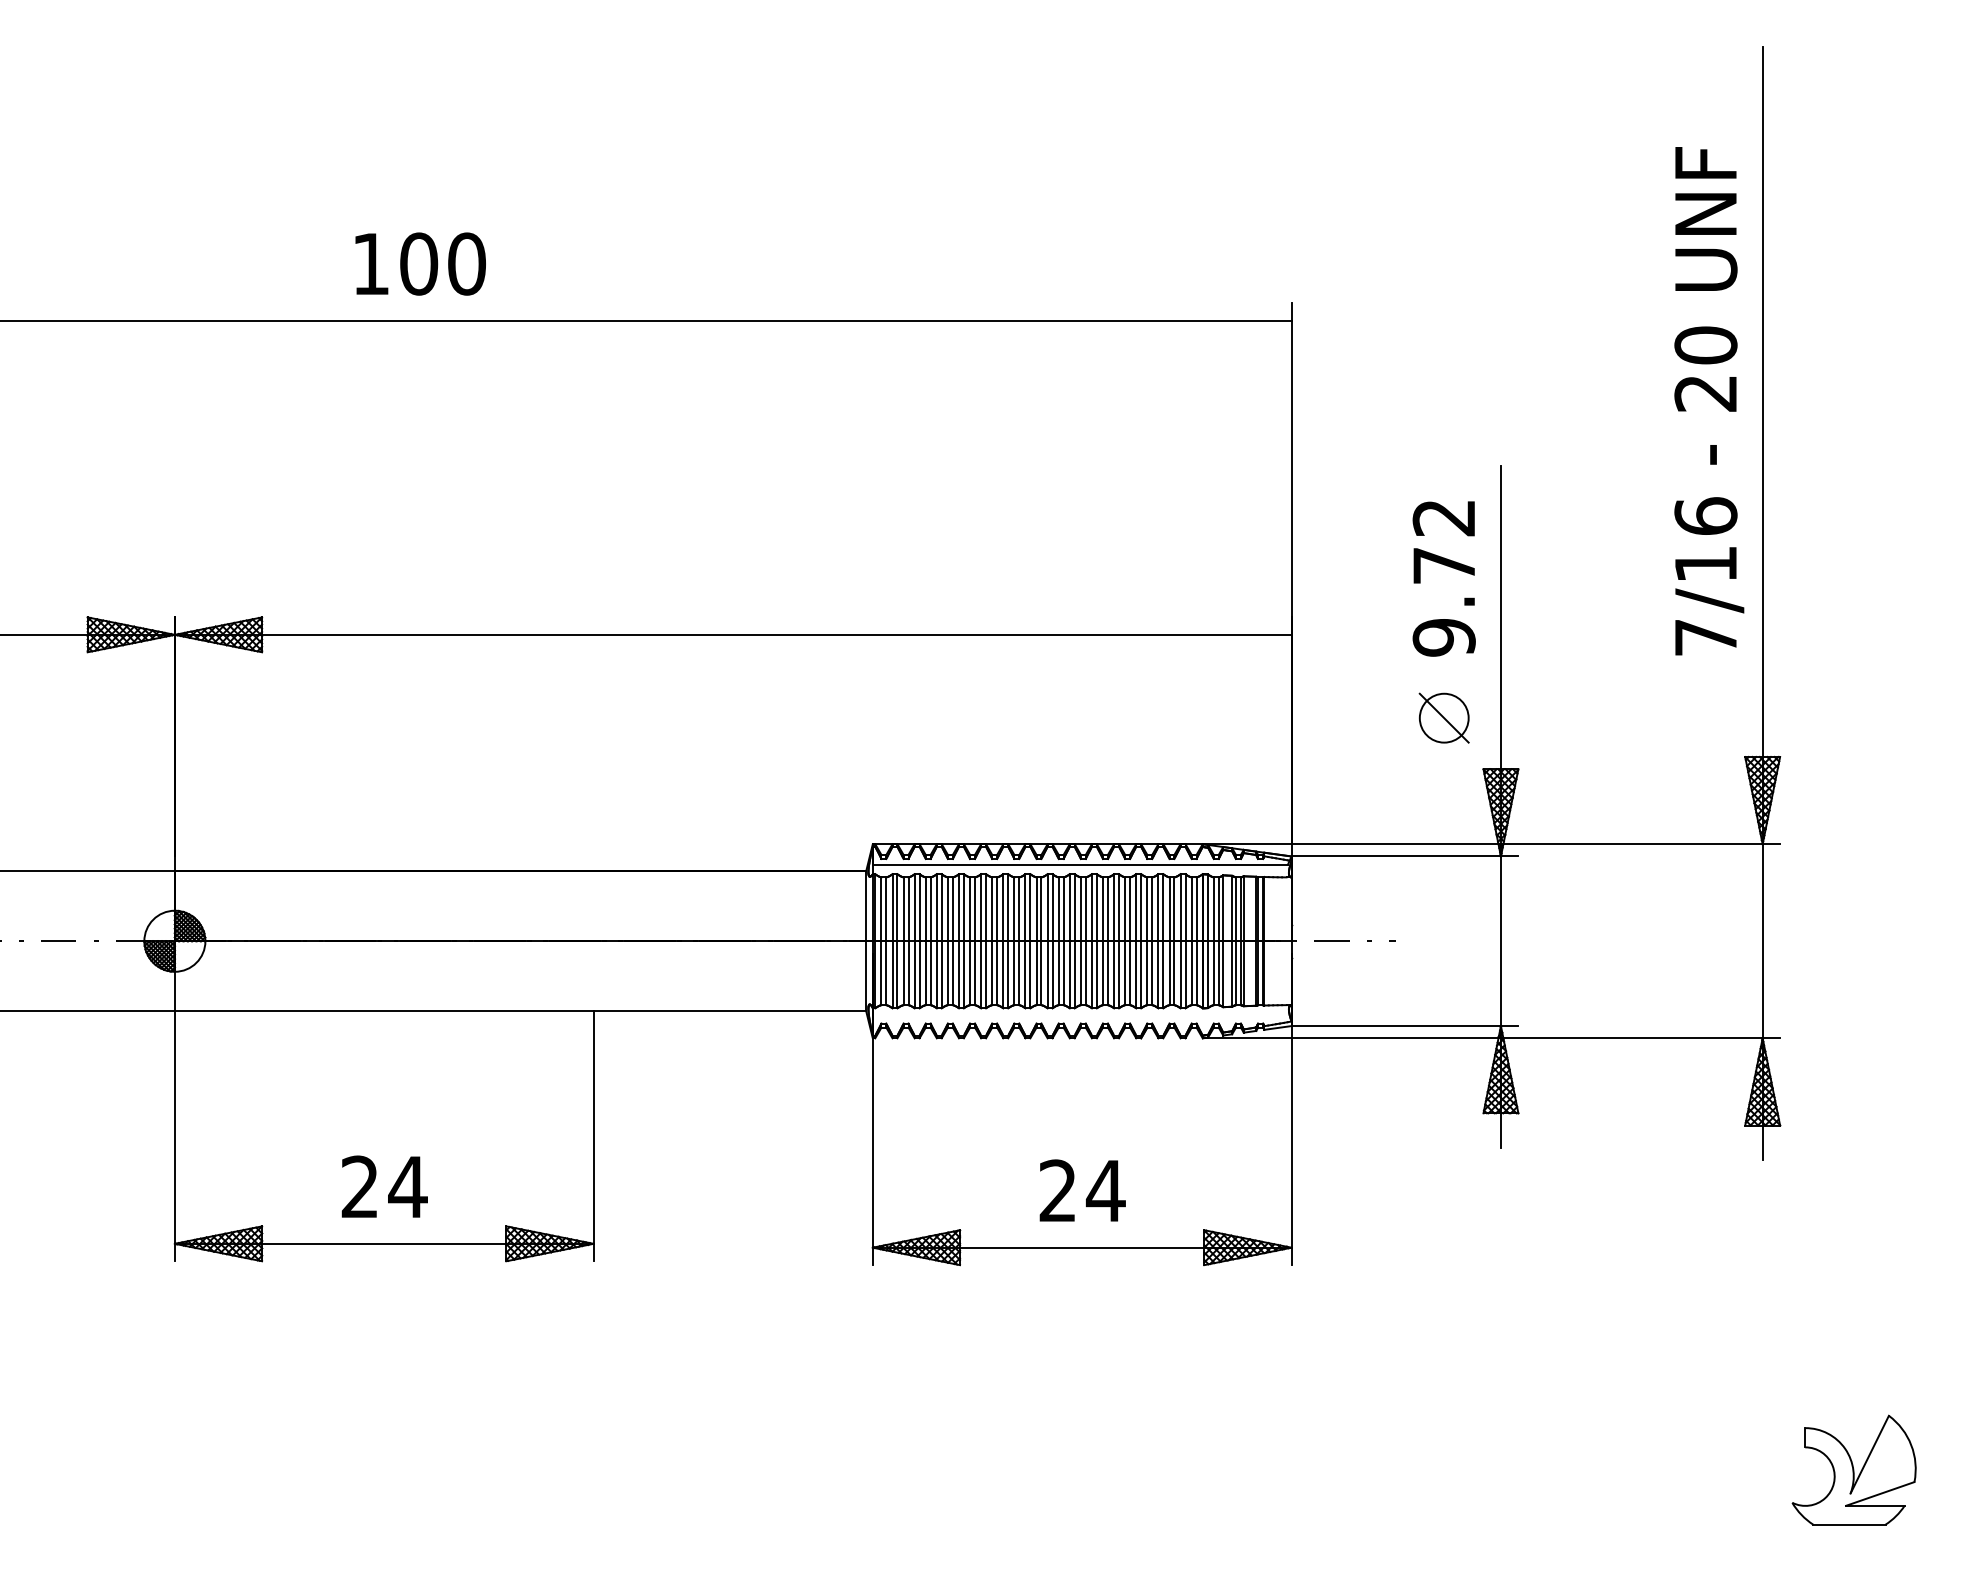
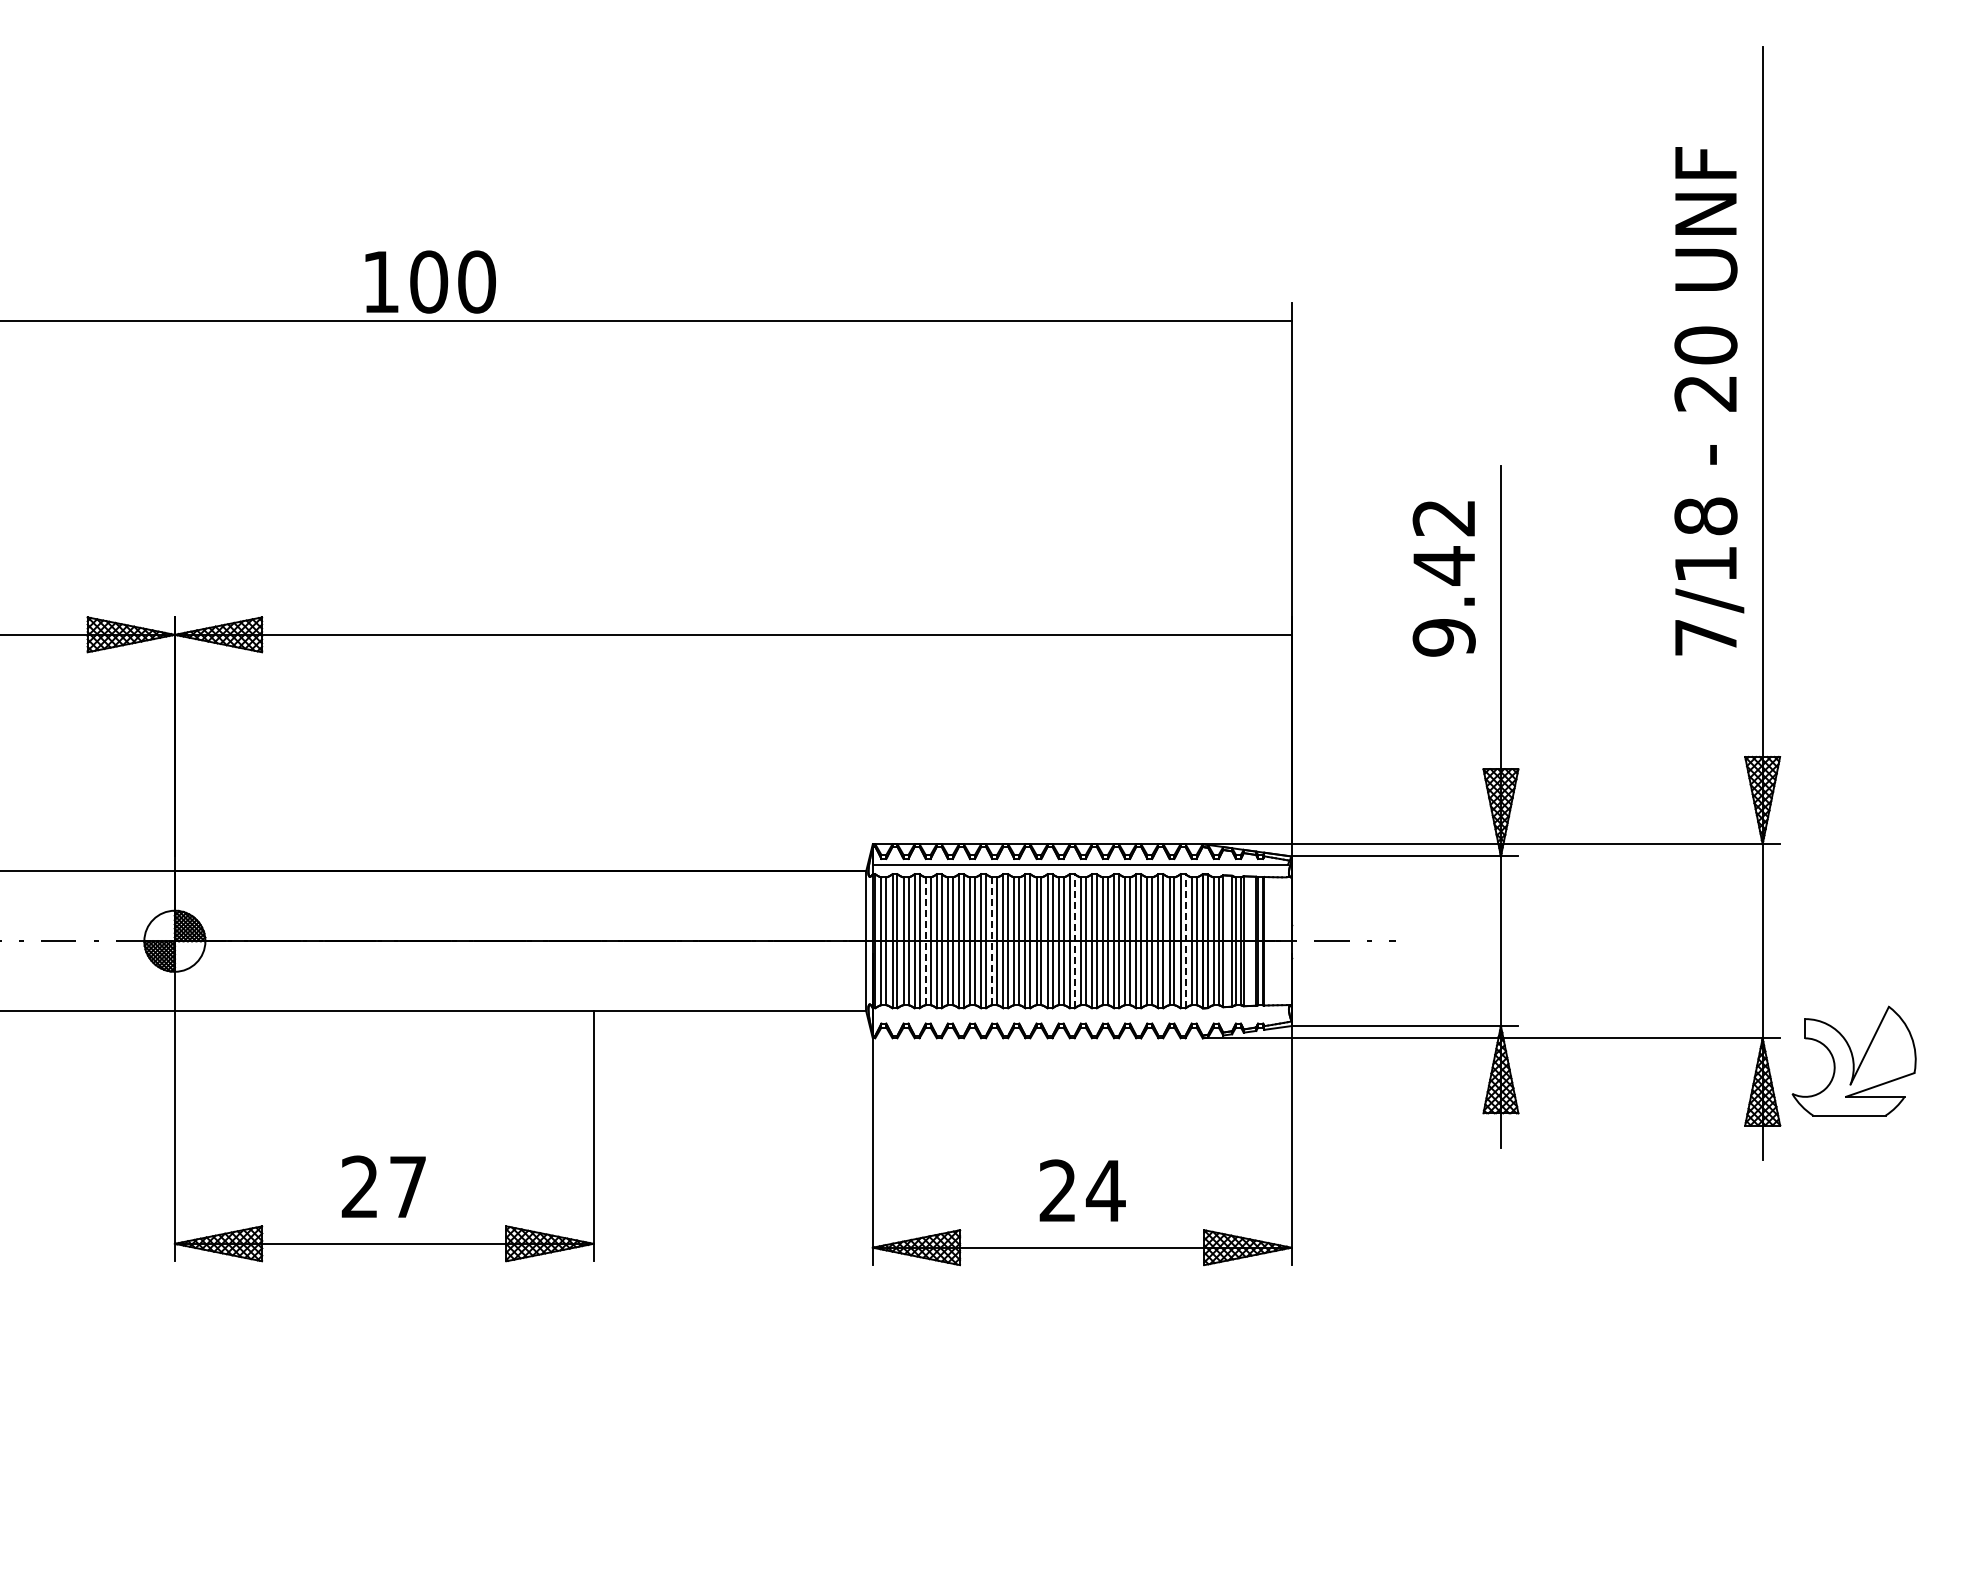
text position: (420, 263) -> (430, 281) (430, 281)
text: 7/16 -> 7/18 (1705, 516)
text: 9.72 -> 9.42 (1443, 565)
part: present -> none (1443, 717)
line: solid -> dashed (1074, 940)
line: solid -> dashed (1185, 940)
line: solid -> dashed (925, 941)
line: solid -> dashed (992, 941)
text: 24 -> 27 (407, 1186)
part position: (1853, 1469) -> (1853, 1060) (1853, 1060)
